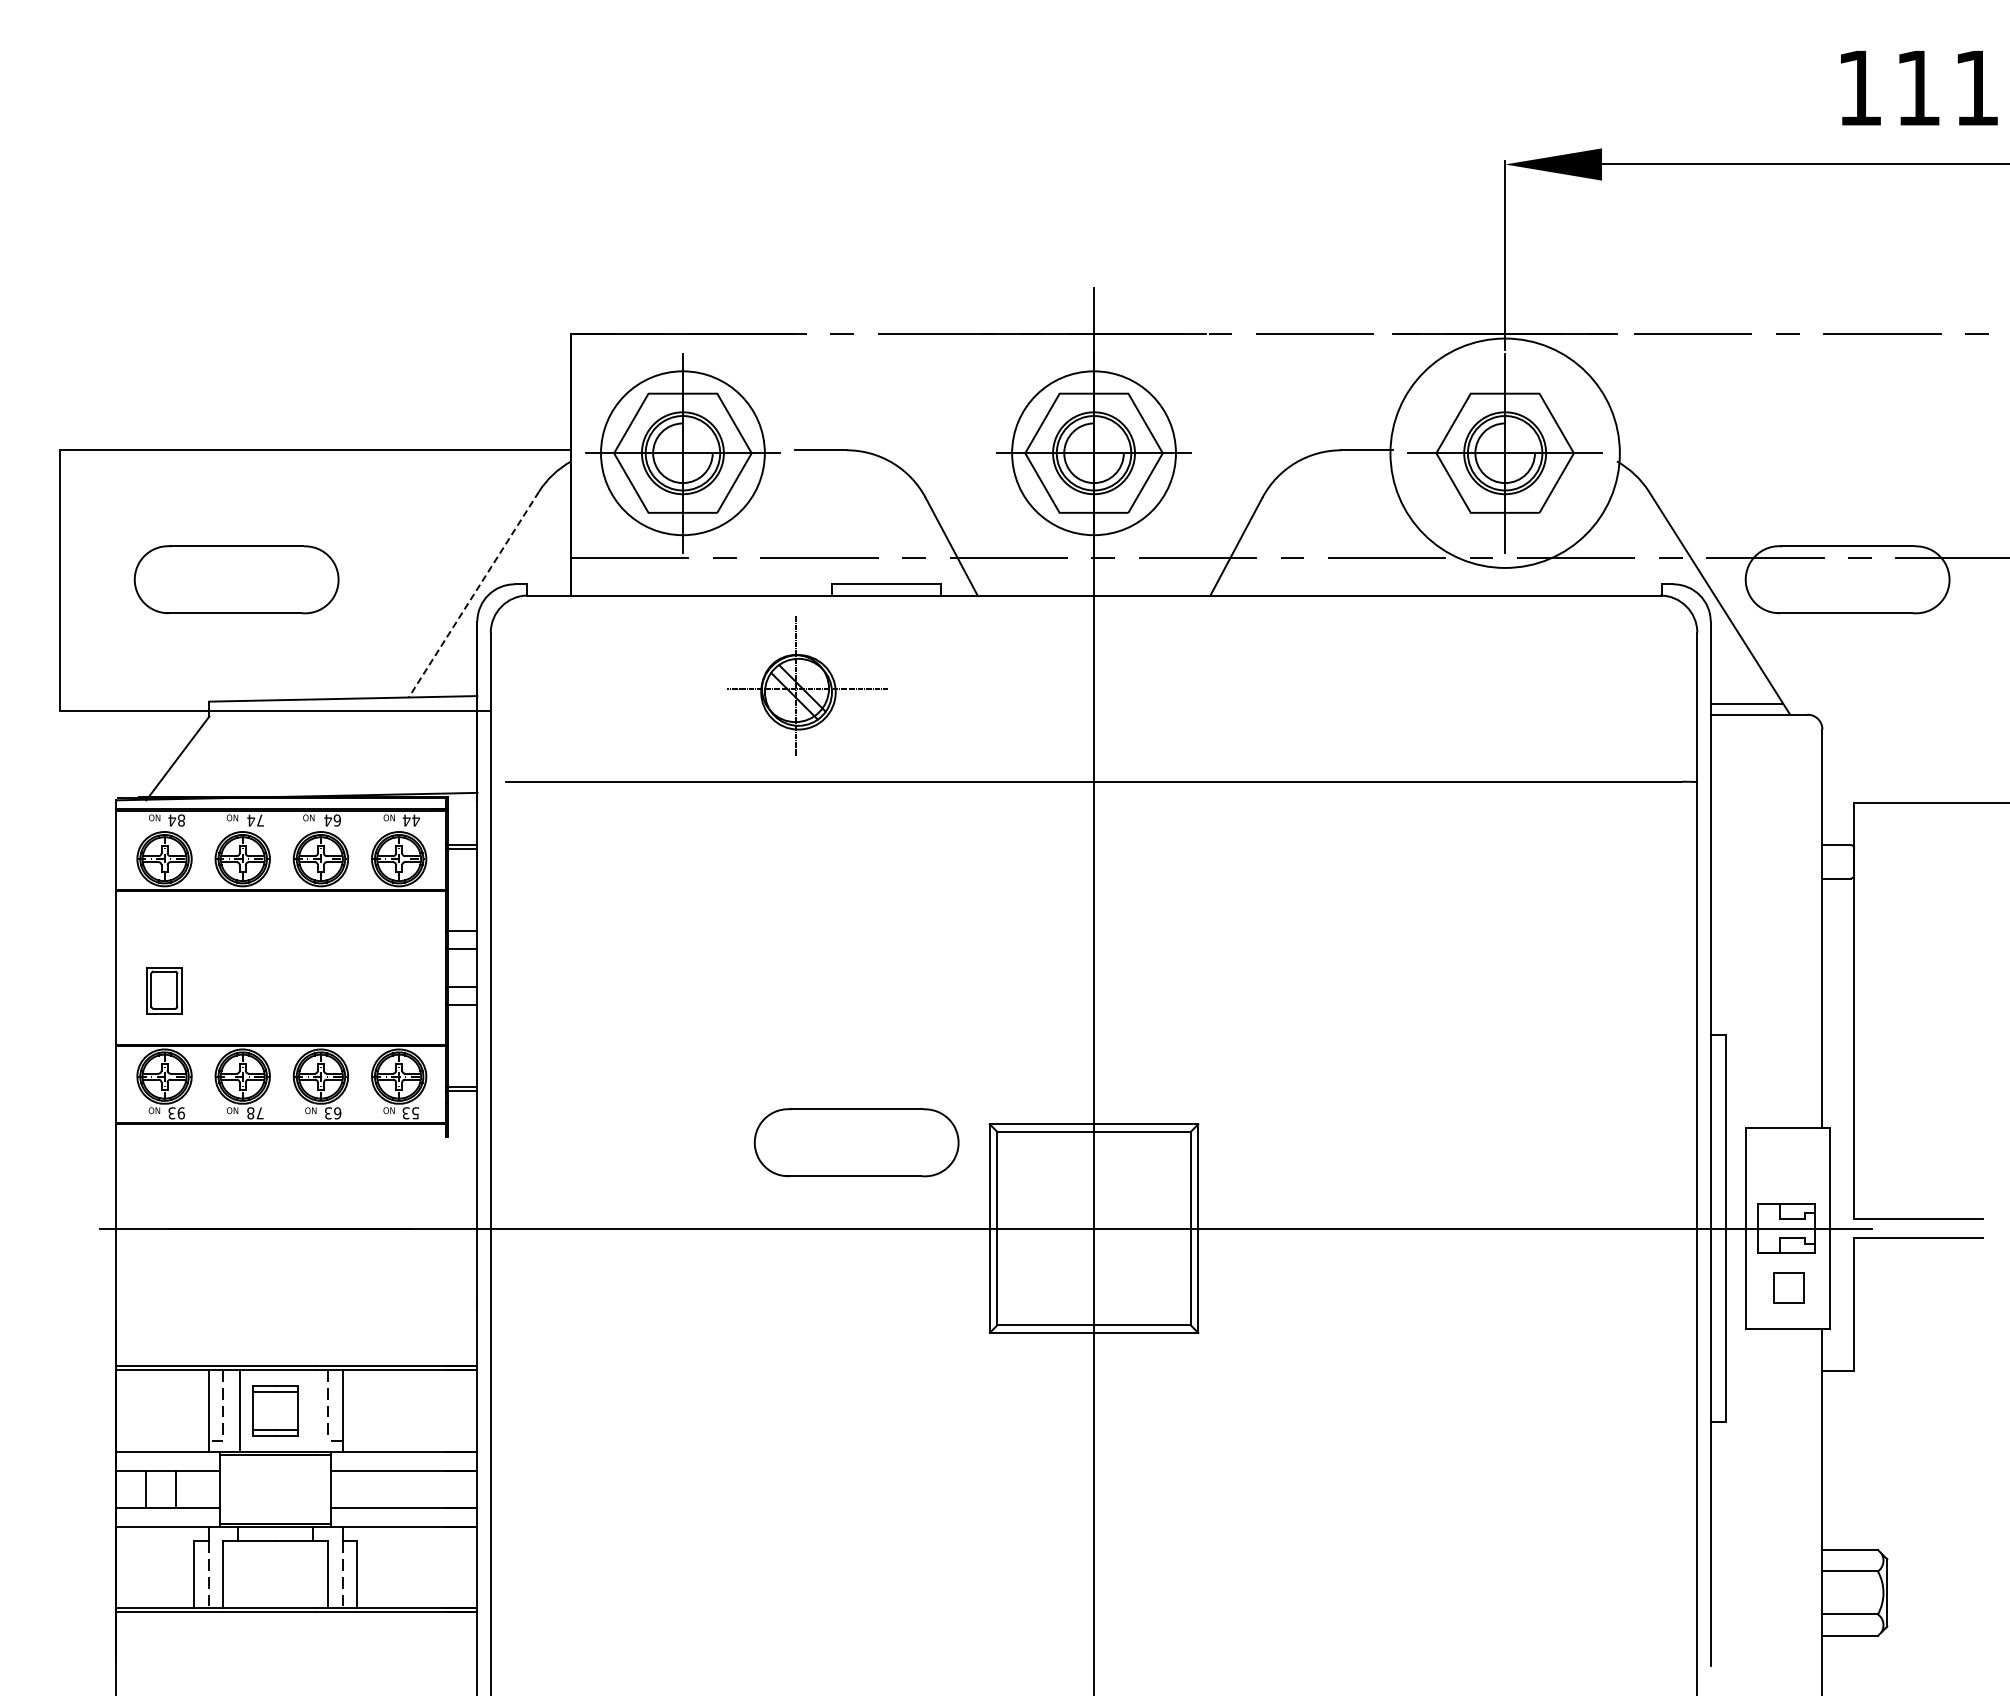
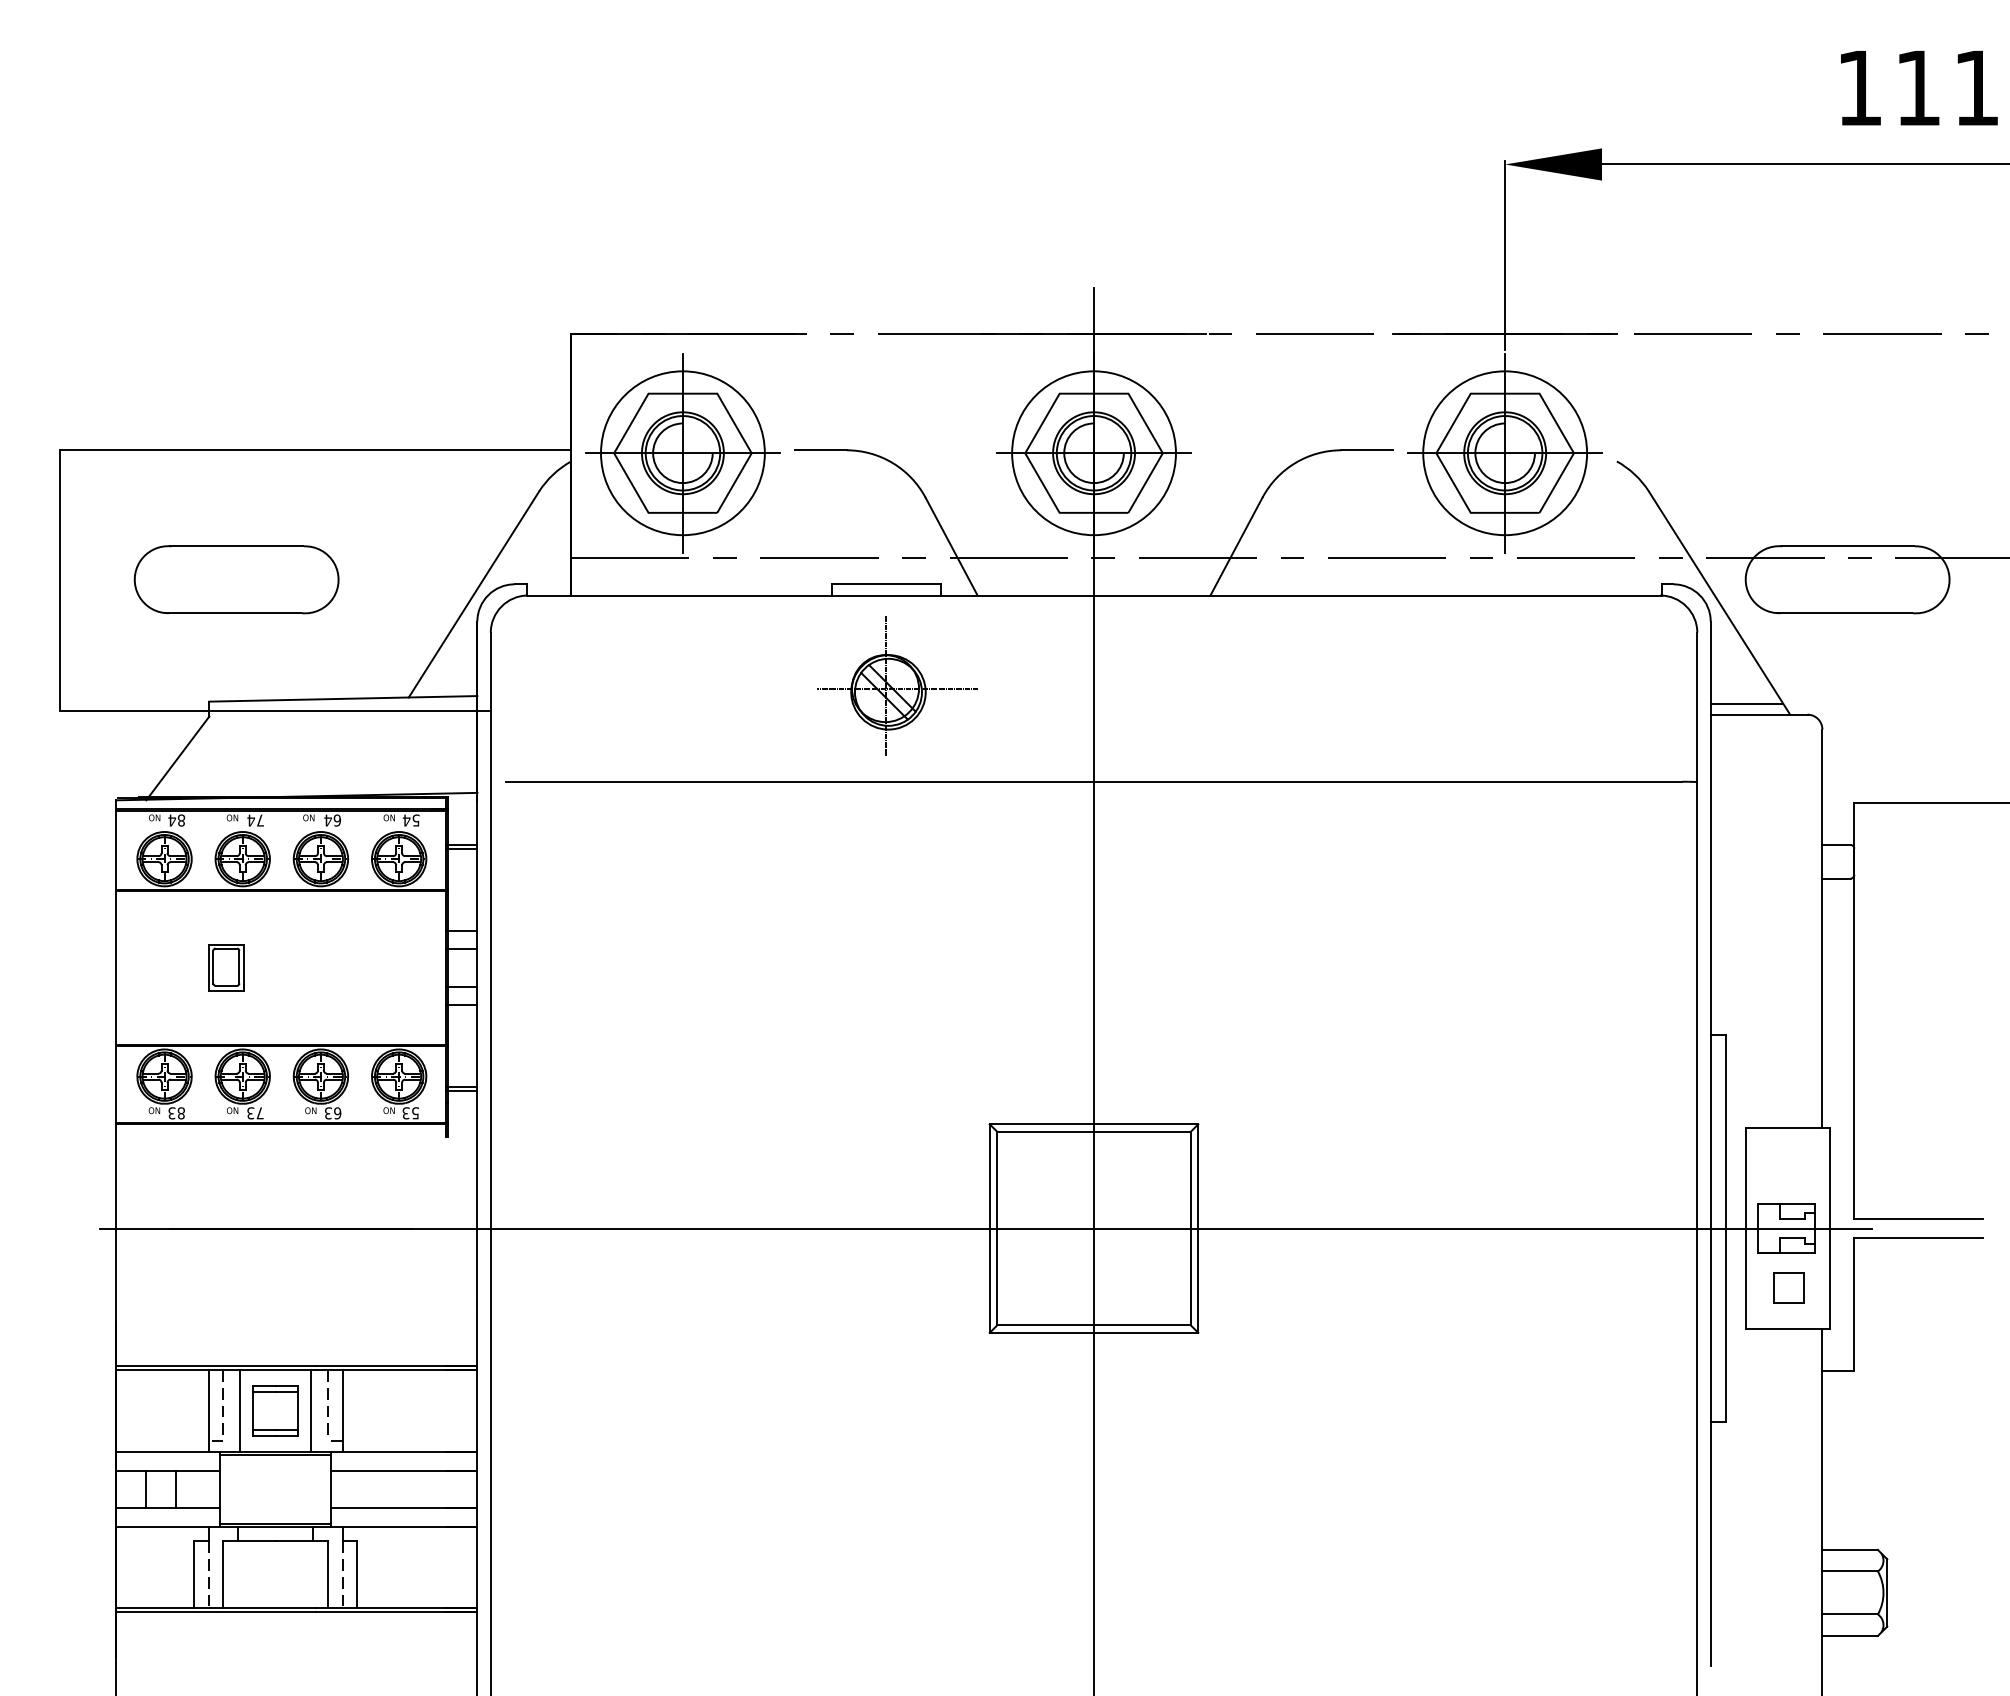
circle diameter: 229 px -> 164 px (1505, 453)
line: dashed -> solid (473, 594)
part position: (807, 685) -> (897, 685) (897, 685)
text: 44 -> 54 (415, 820)
part position: (164, 990) -> (226, 967) (226, 967)
text: 93 -> 83 (181, 1113)
text: 78 -> 73 (250, 1113)
part: present -> none (856, 1142)
line: none -> present (311, 1411)
